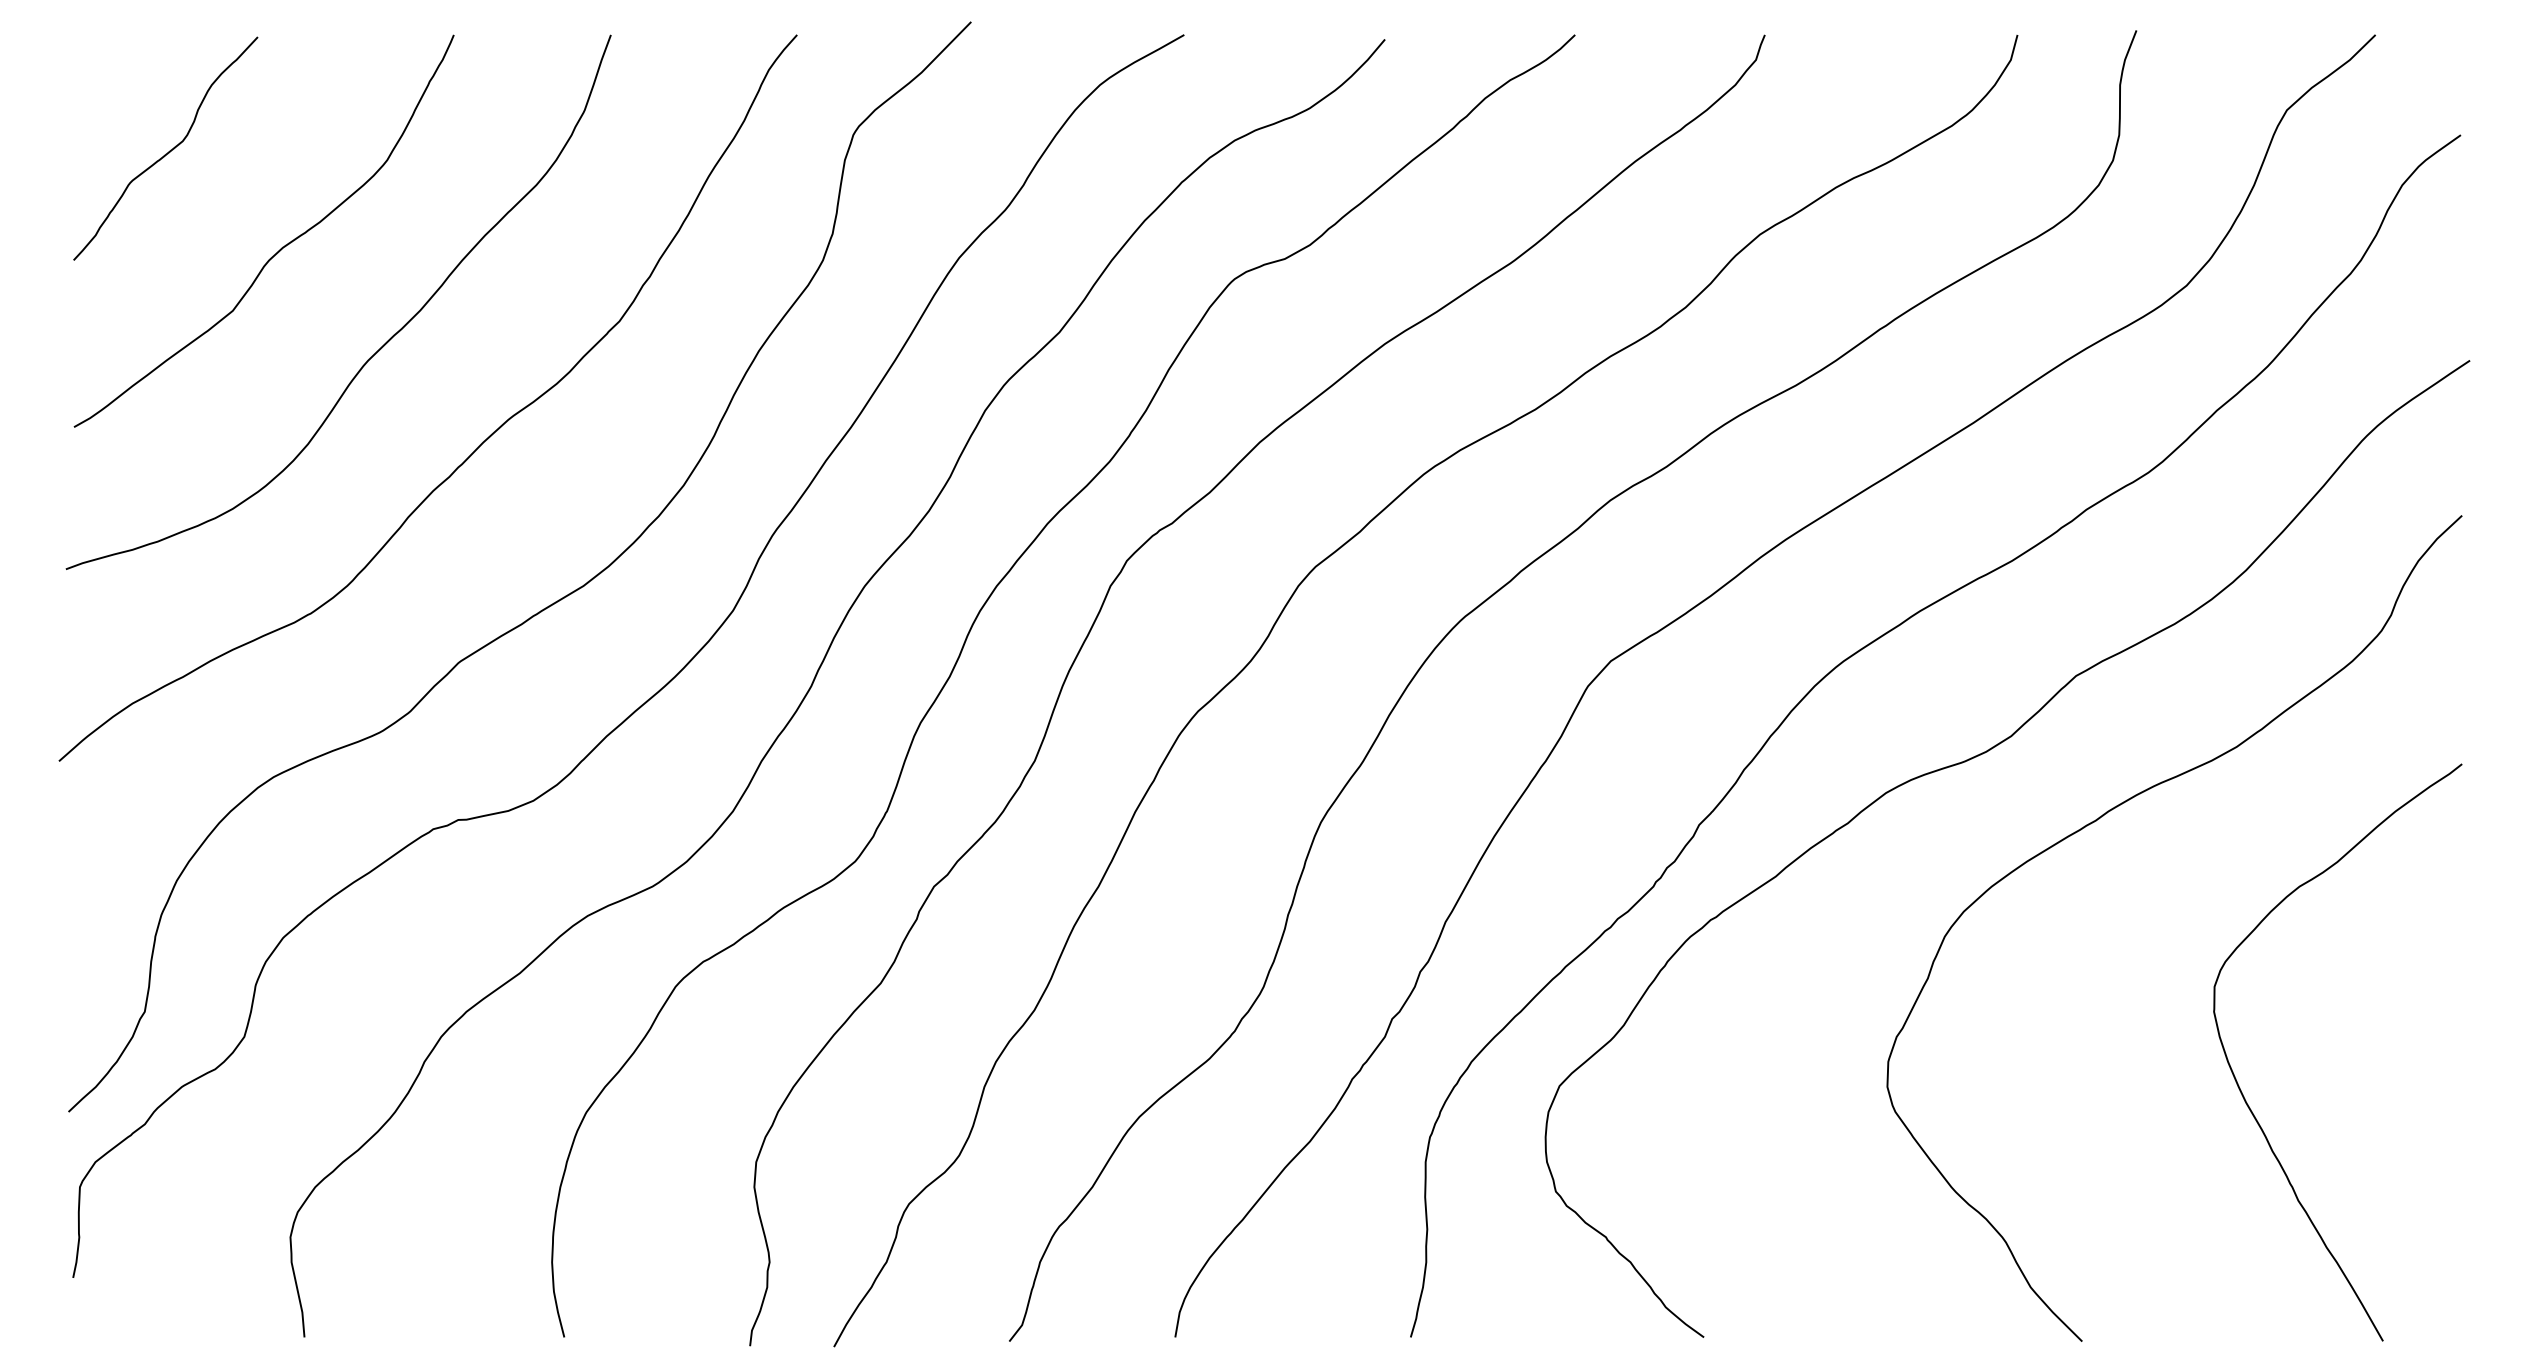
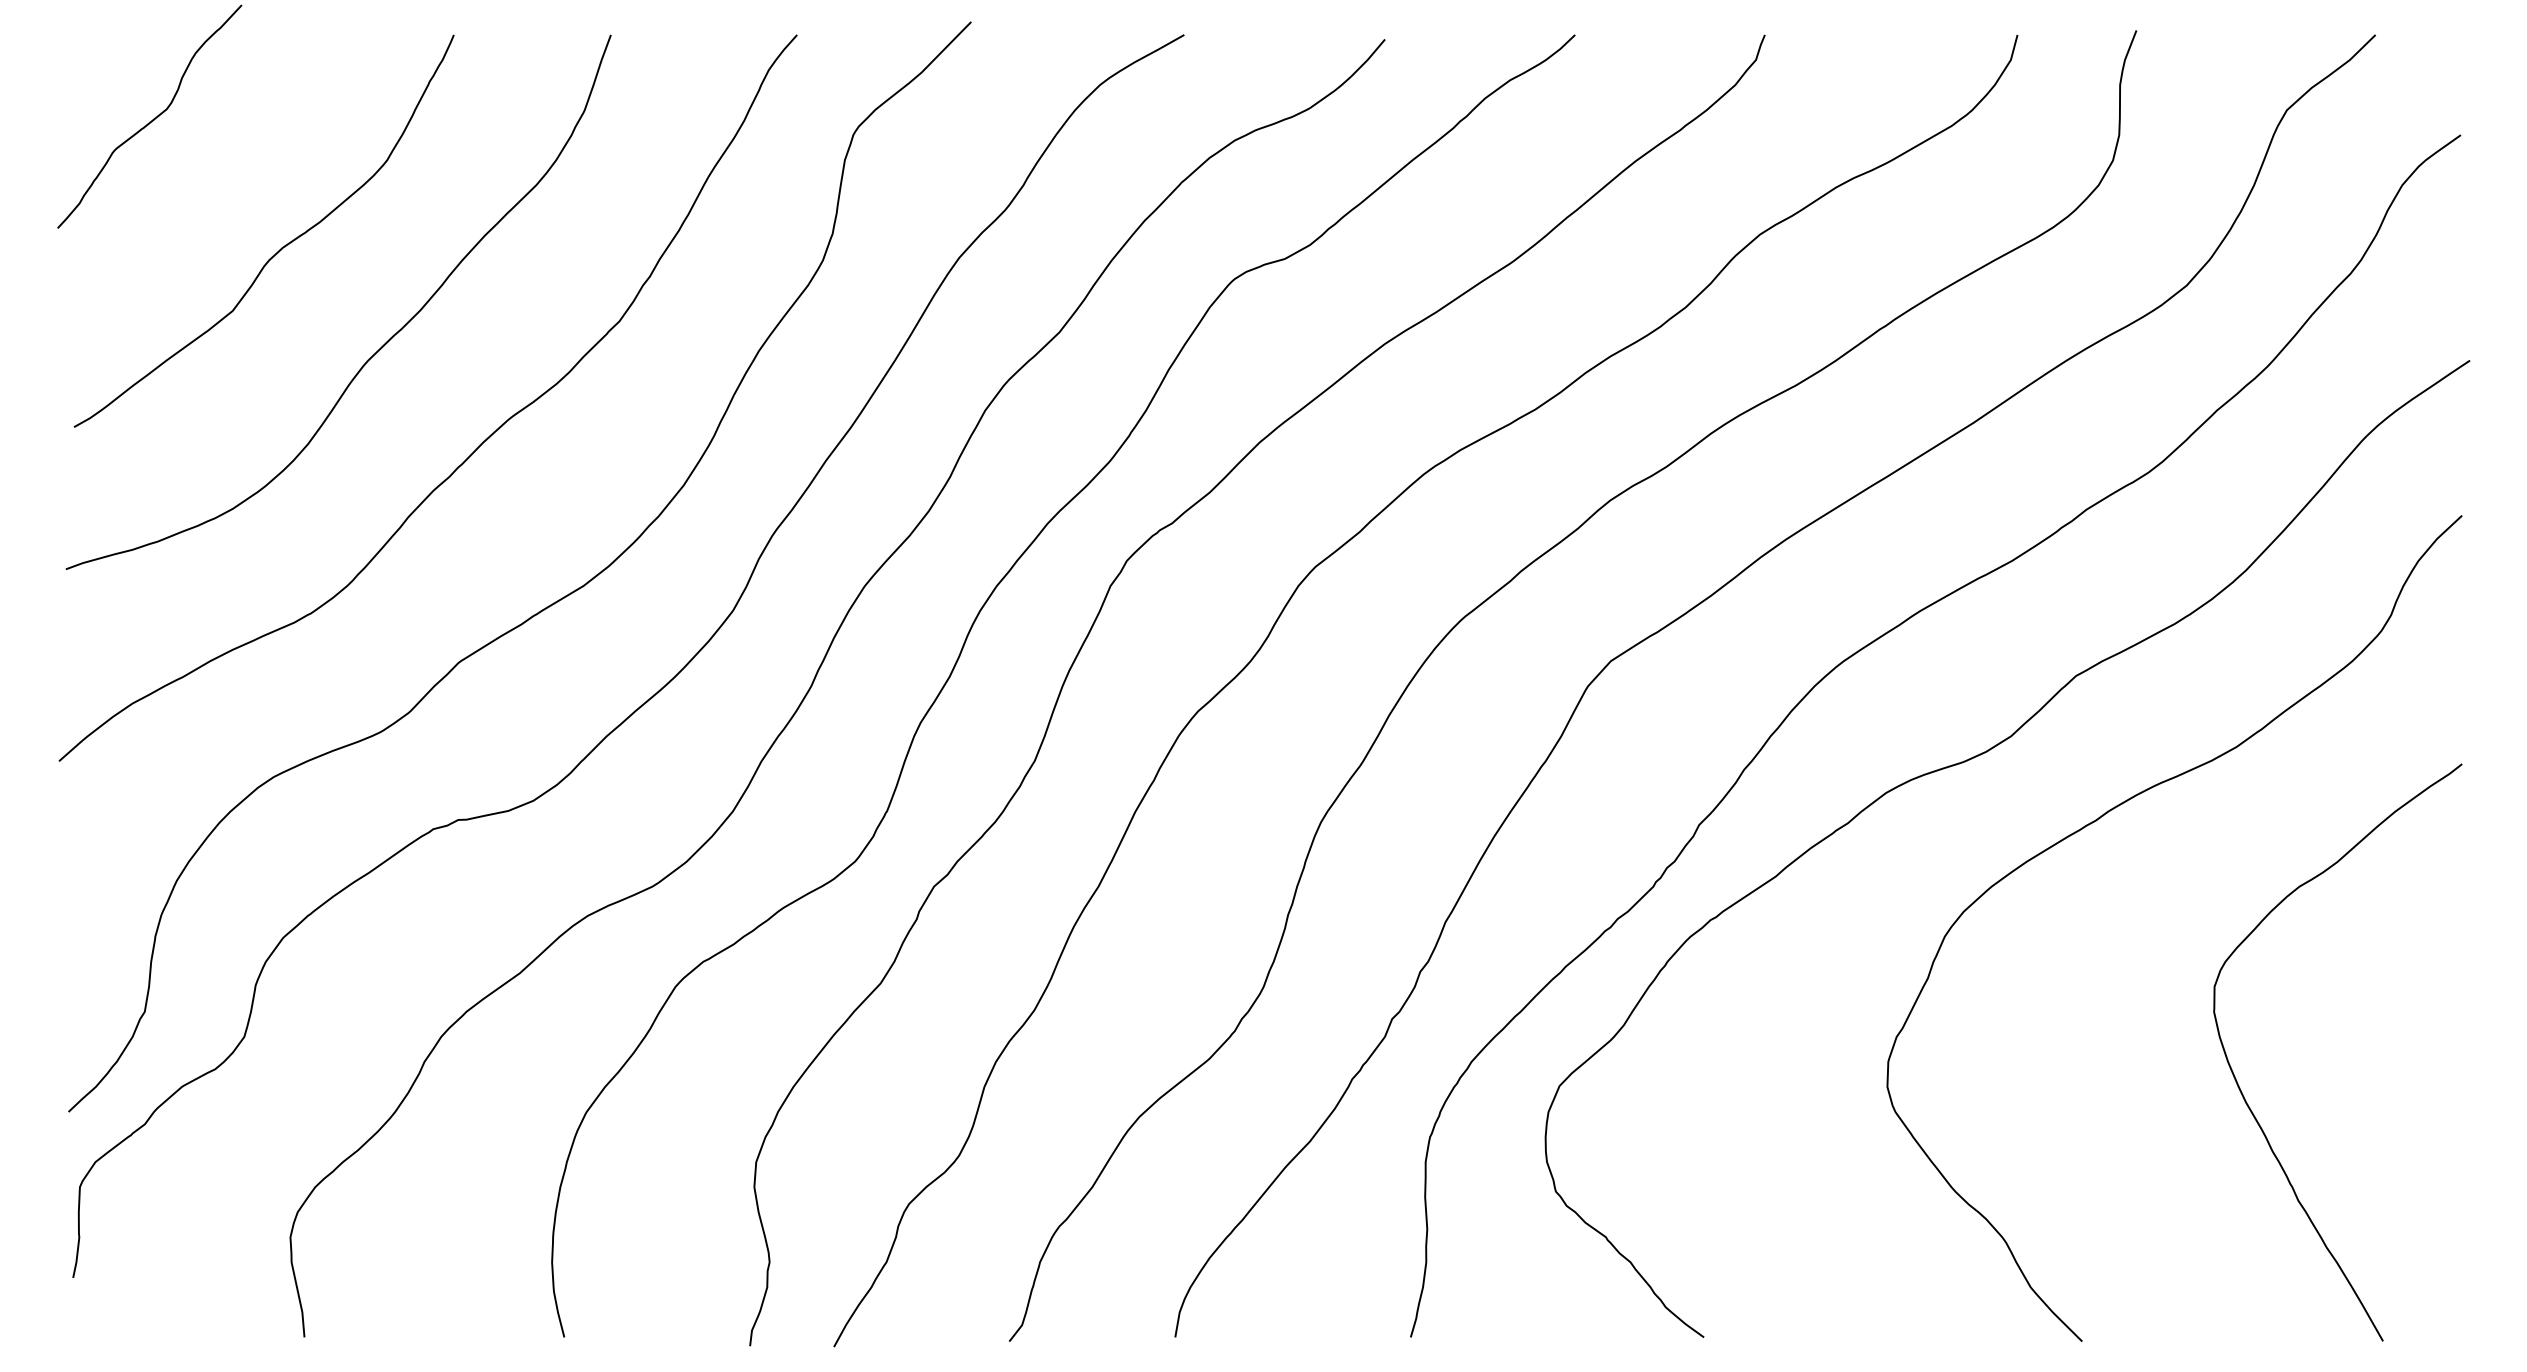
curve position: (168, 151) -> (152, 119) (152, 119)
